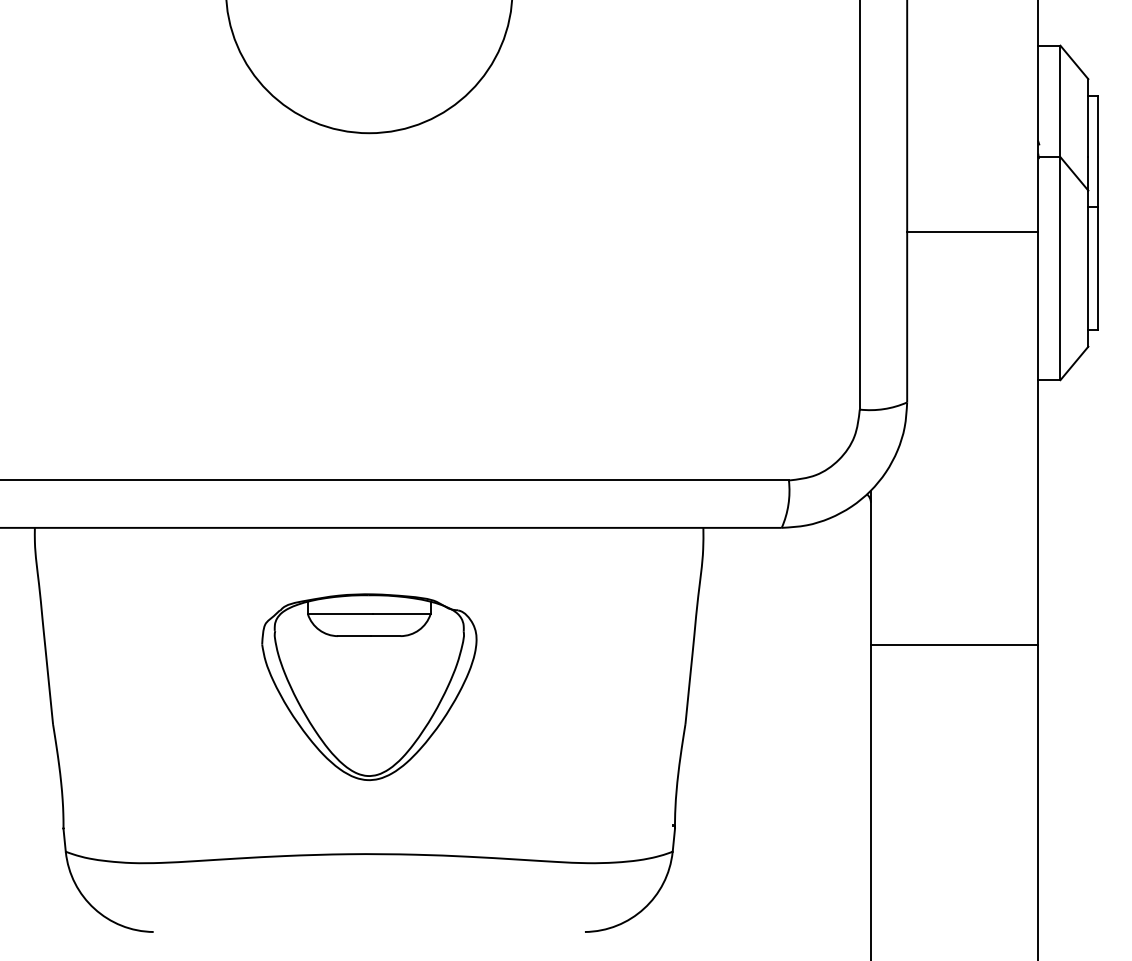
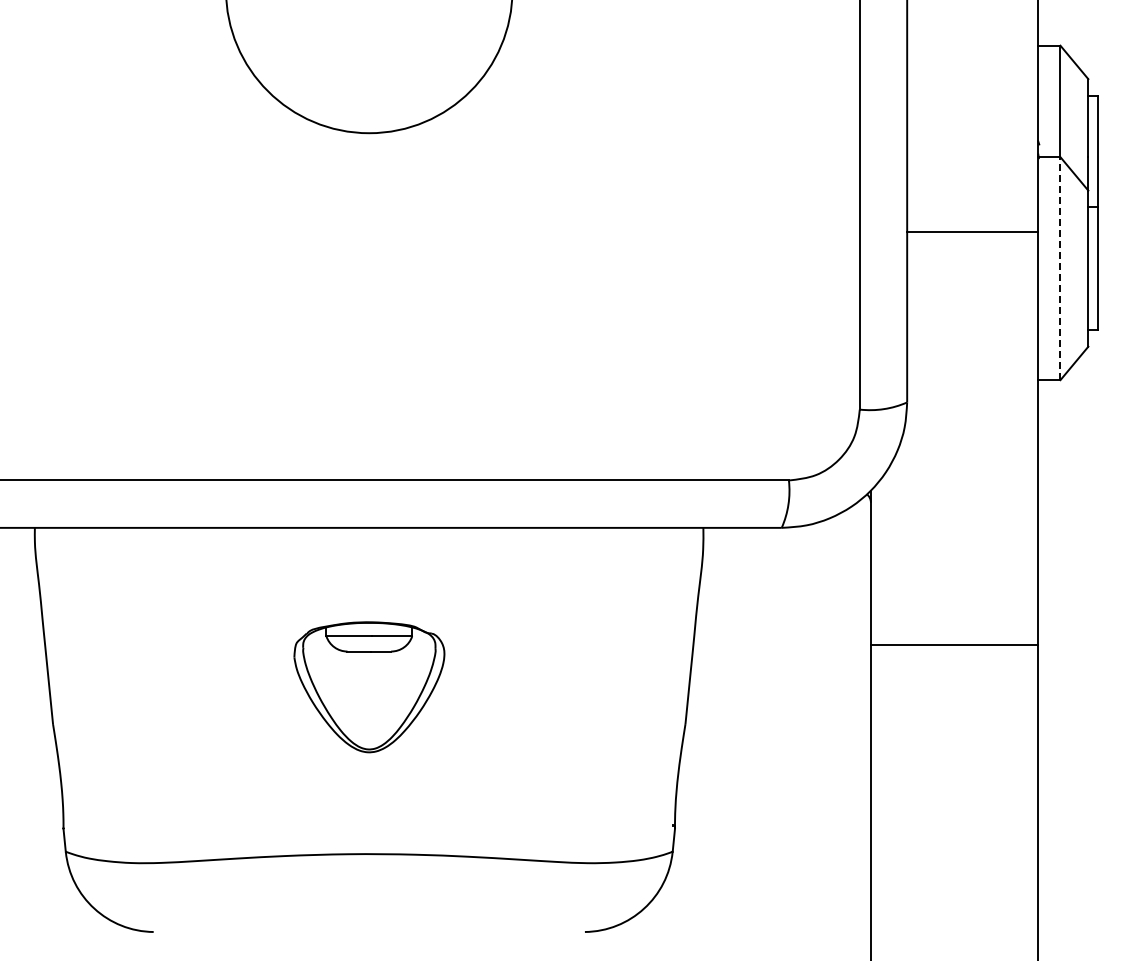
line: solid -> dashed (1060, 268)
part size: 217x189 px -> 153x133 px (369, 687)
